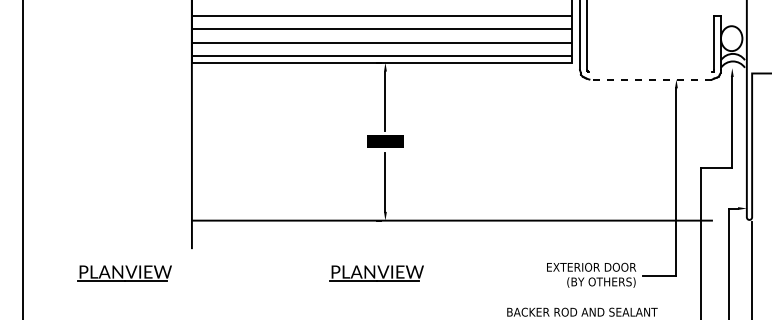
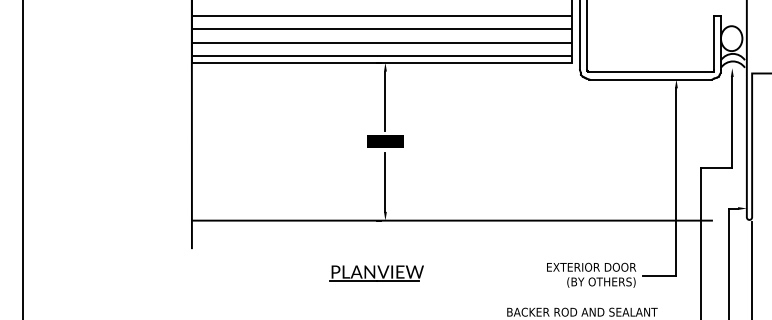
line: none -> present (650, 72)
line: dashed -> solid (650, 79)
part: present -> none (124, 273)
